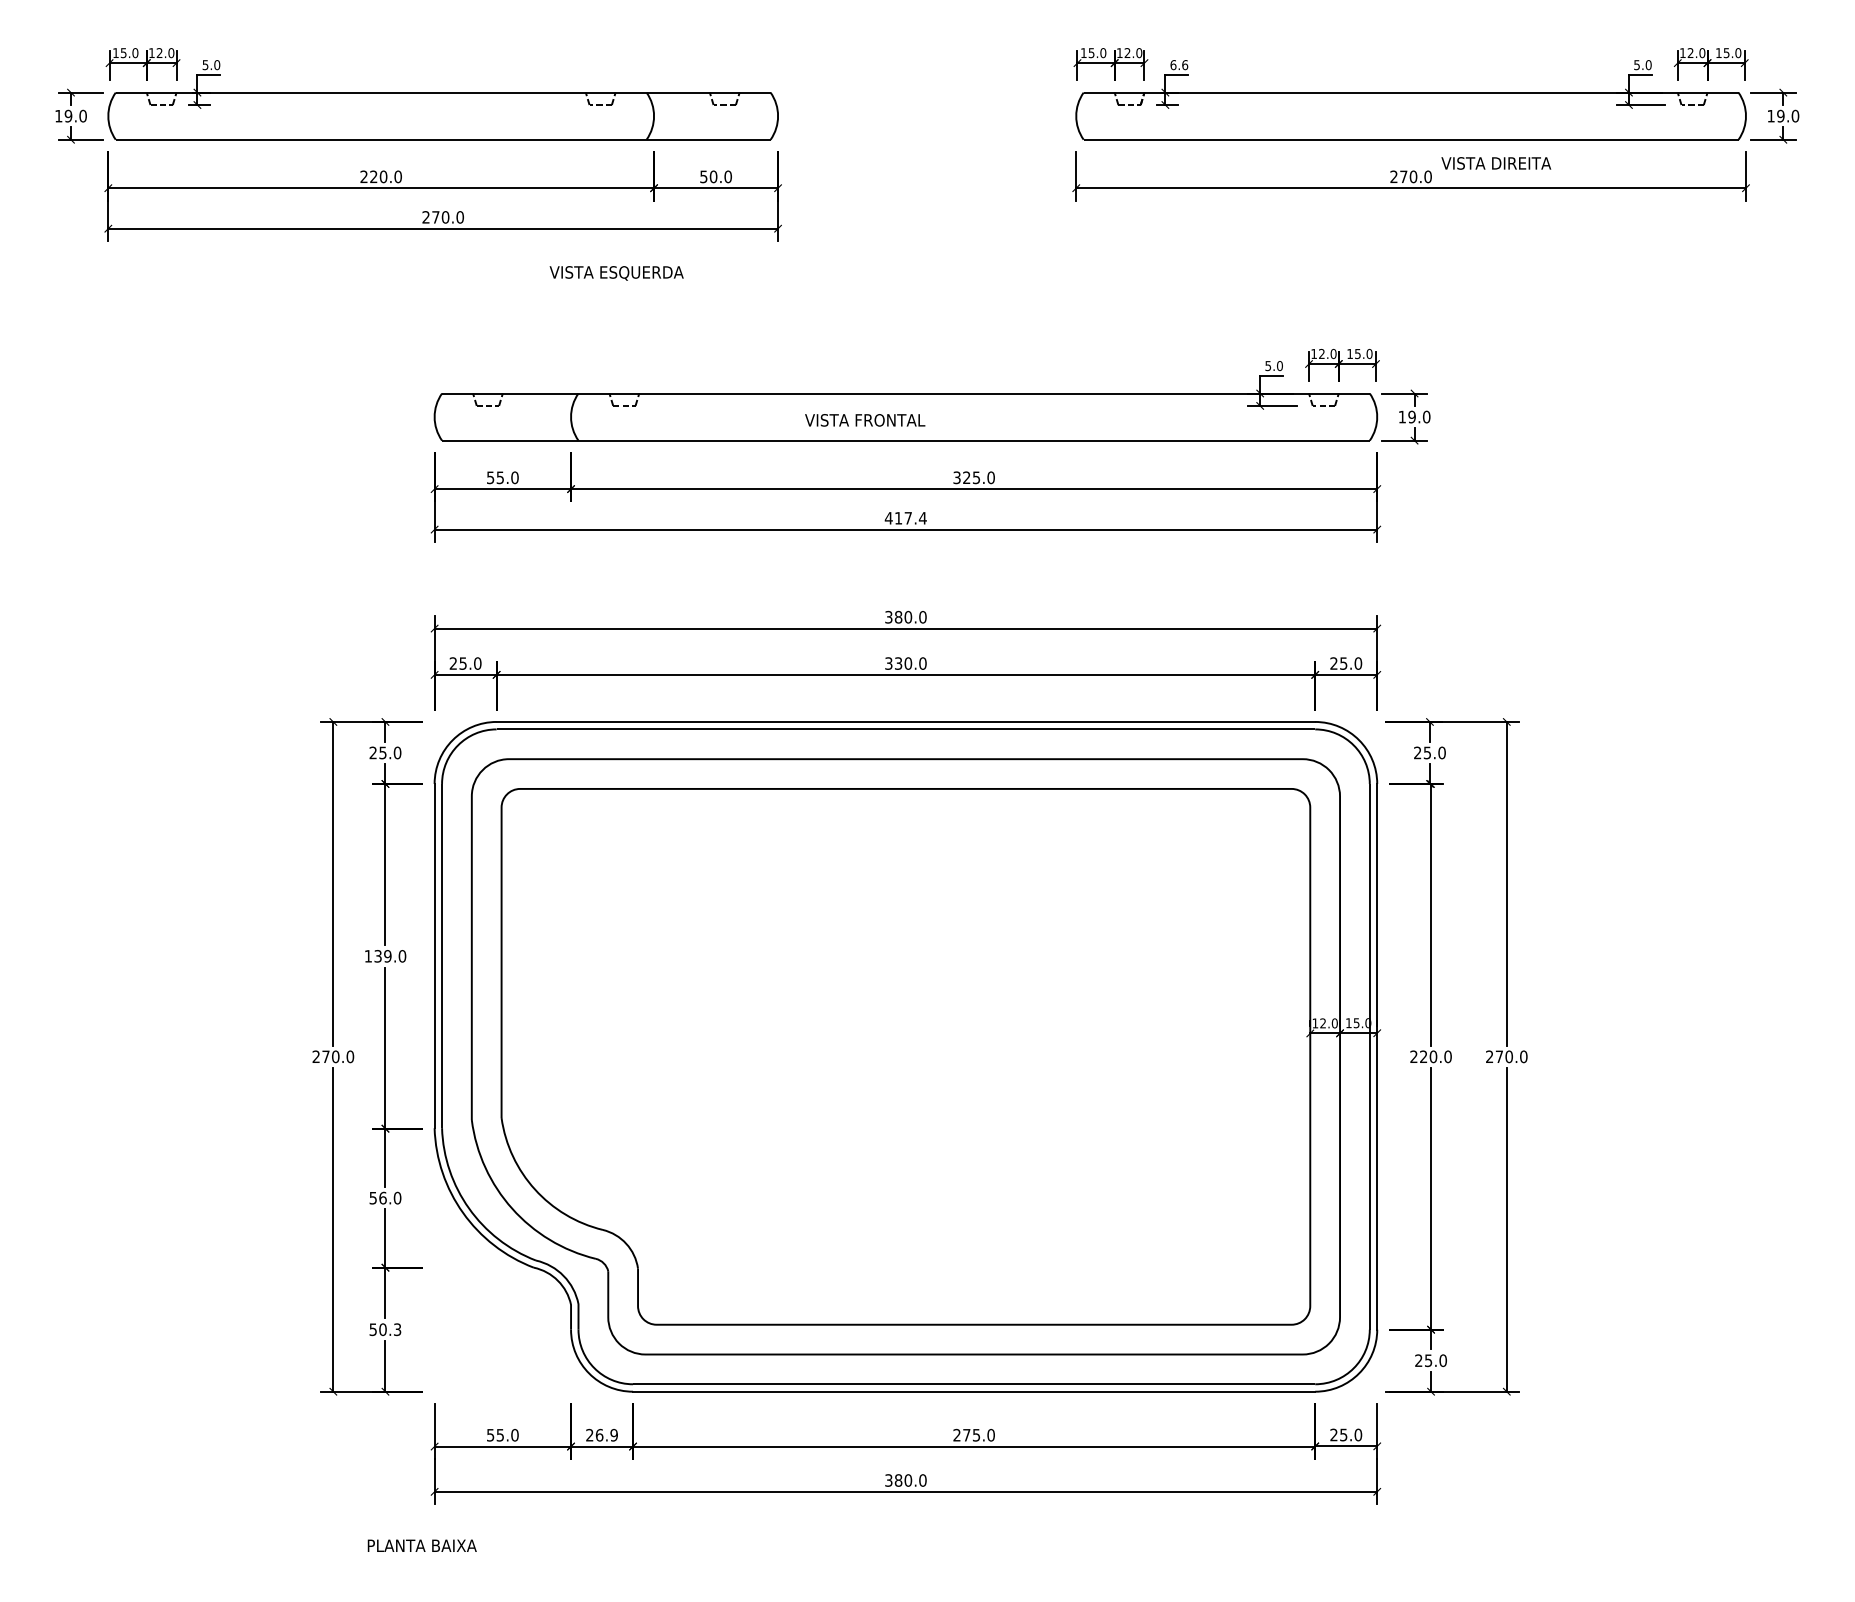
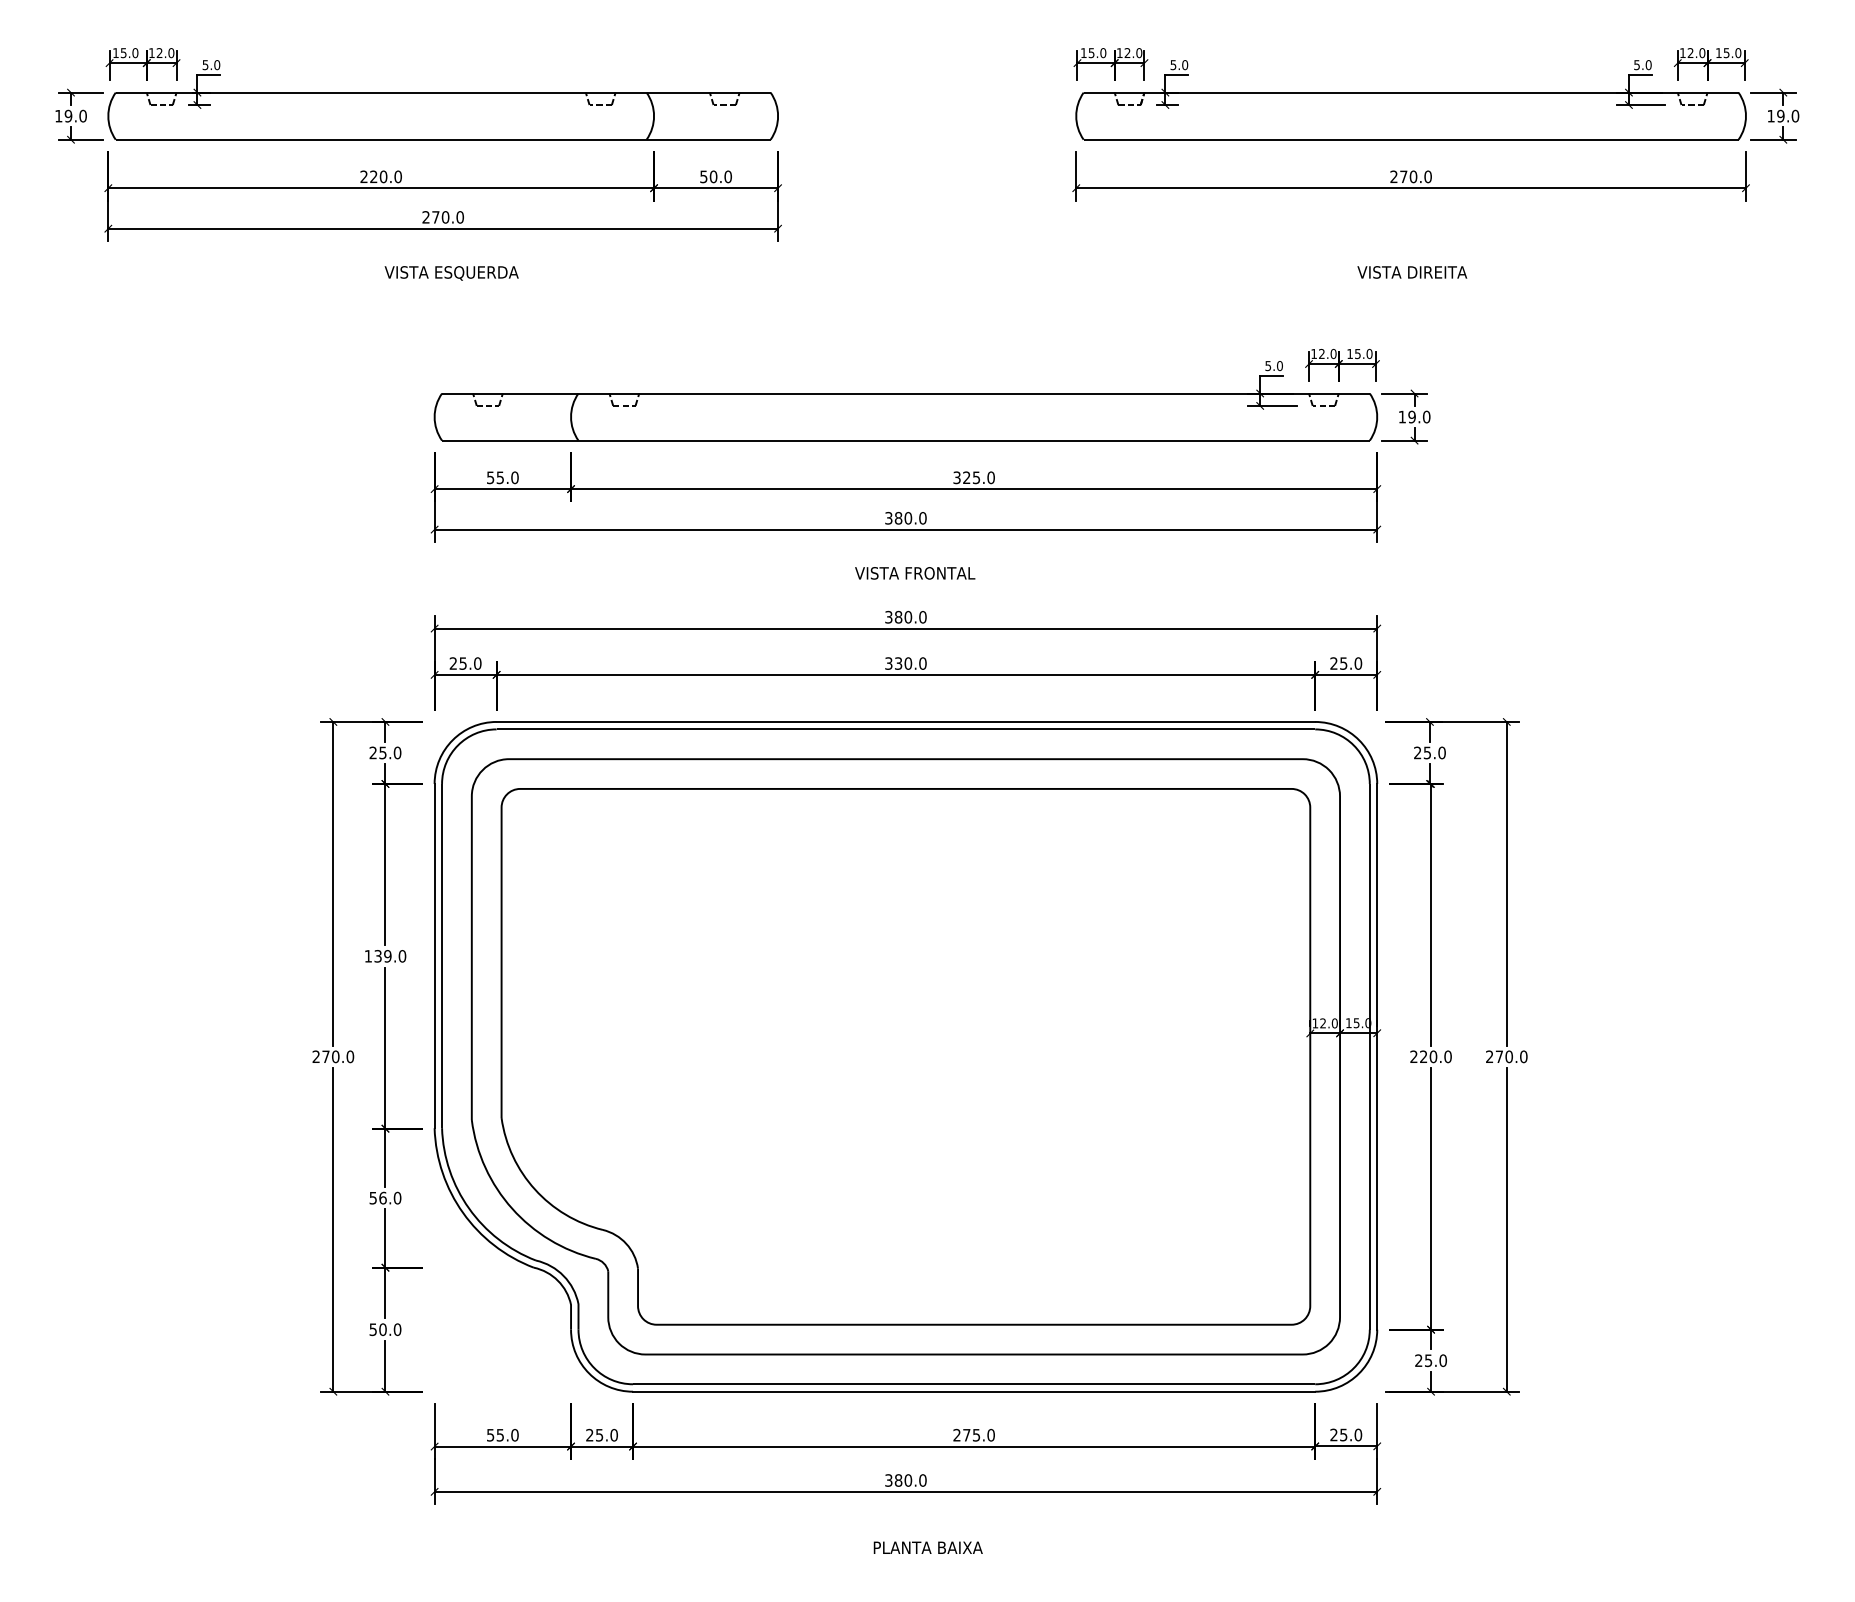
text: 6.6 -> 5.0 (1179, 65)
text position: (1496, 163) -> (1412, 272) (1412, 272)
text position: (616, 273) -> (451, 273) (451, 273)
text position: (865, 420) -> (915, 573) (915, 573)
text: 417.4 -> 380.0 (905, 517)
text: 50.3 -> 50.0 (397, 1329)
text: 26.9 -> 25.0 (606, 1434)
text position: (421, 1545) -> (927, 1547) (927, 1547)
